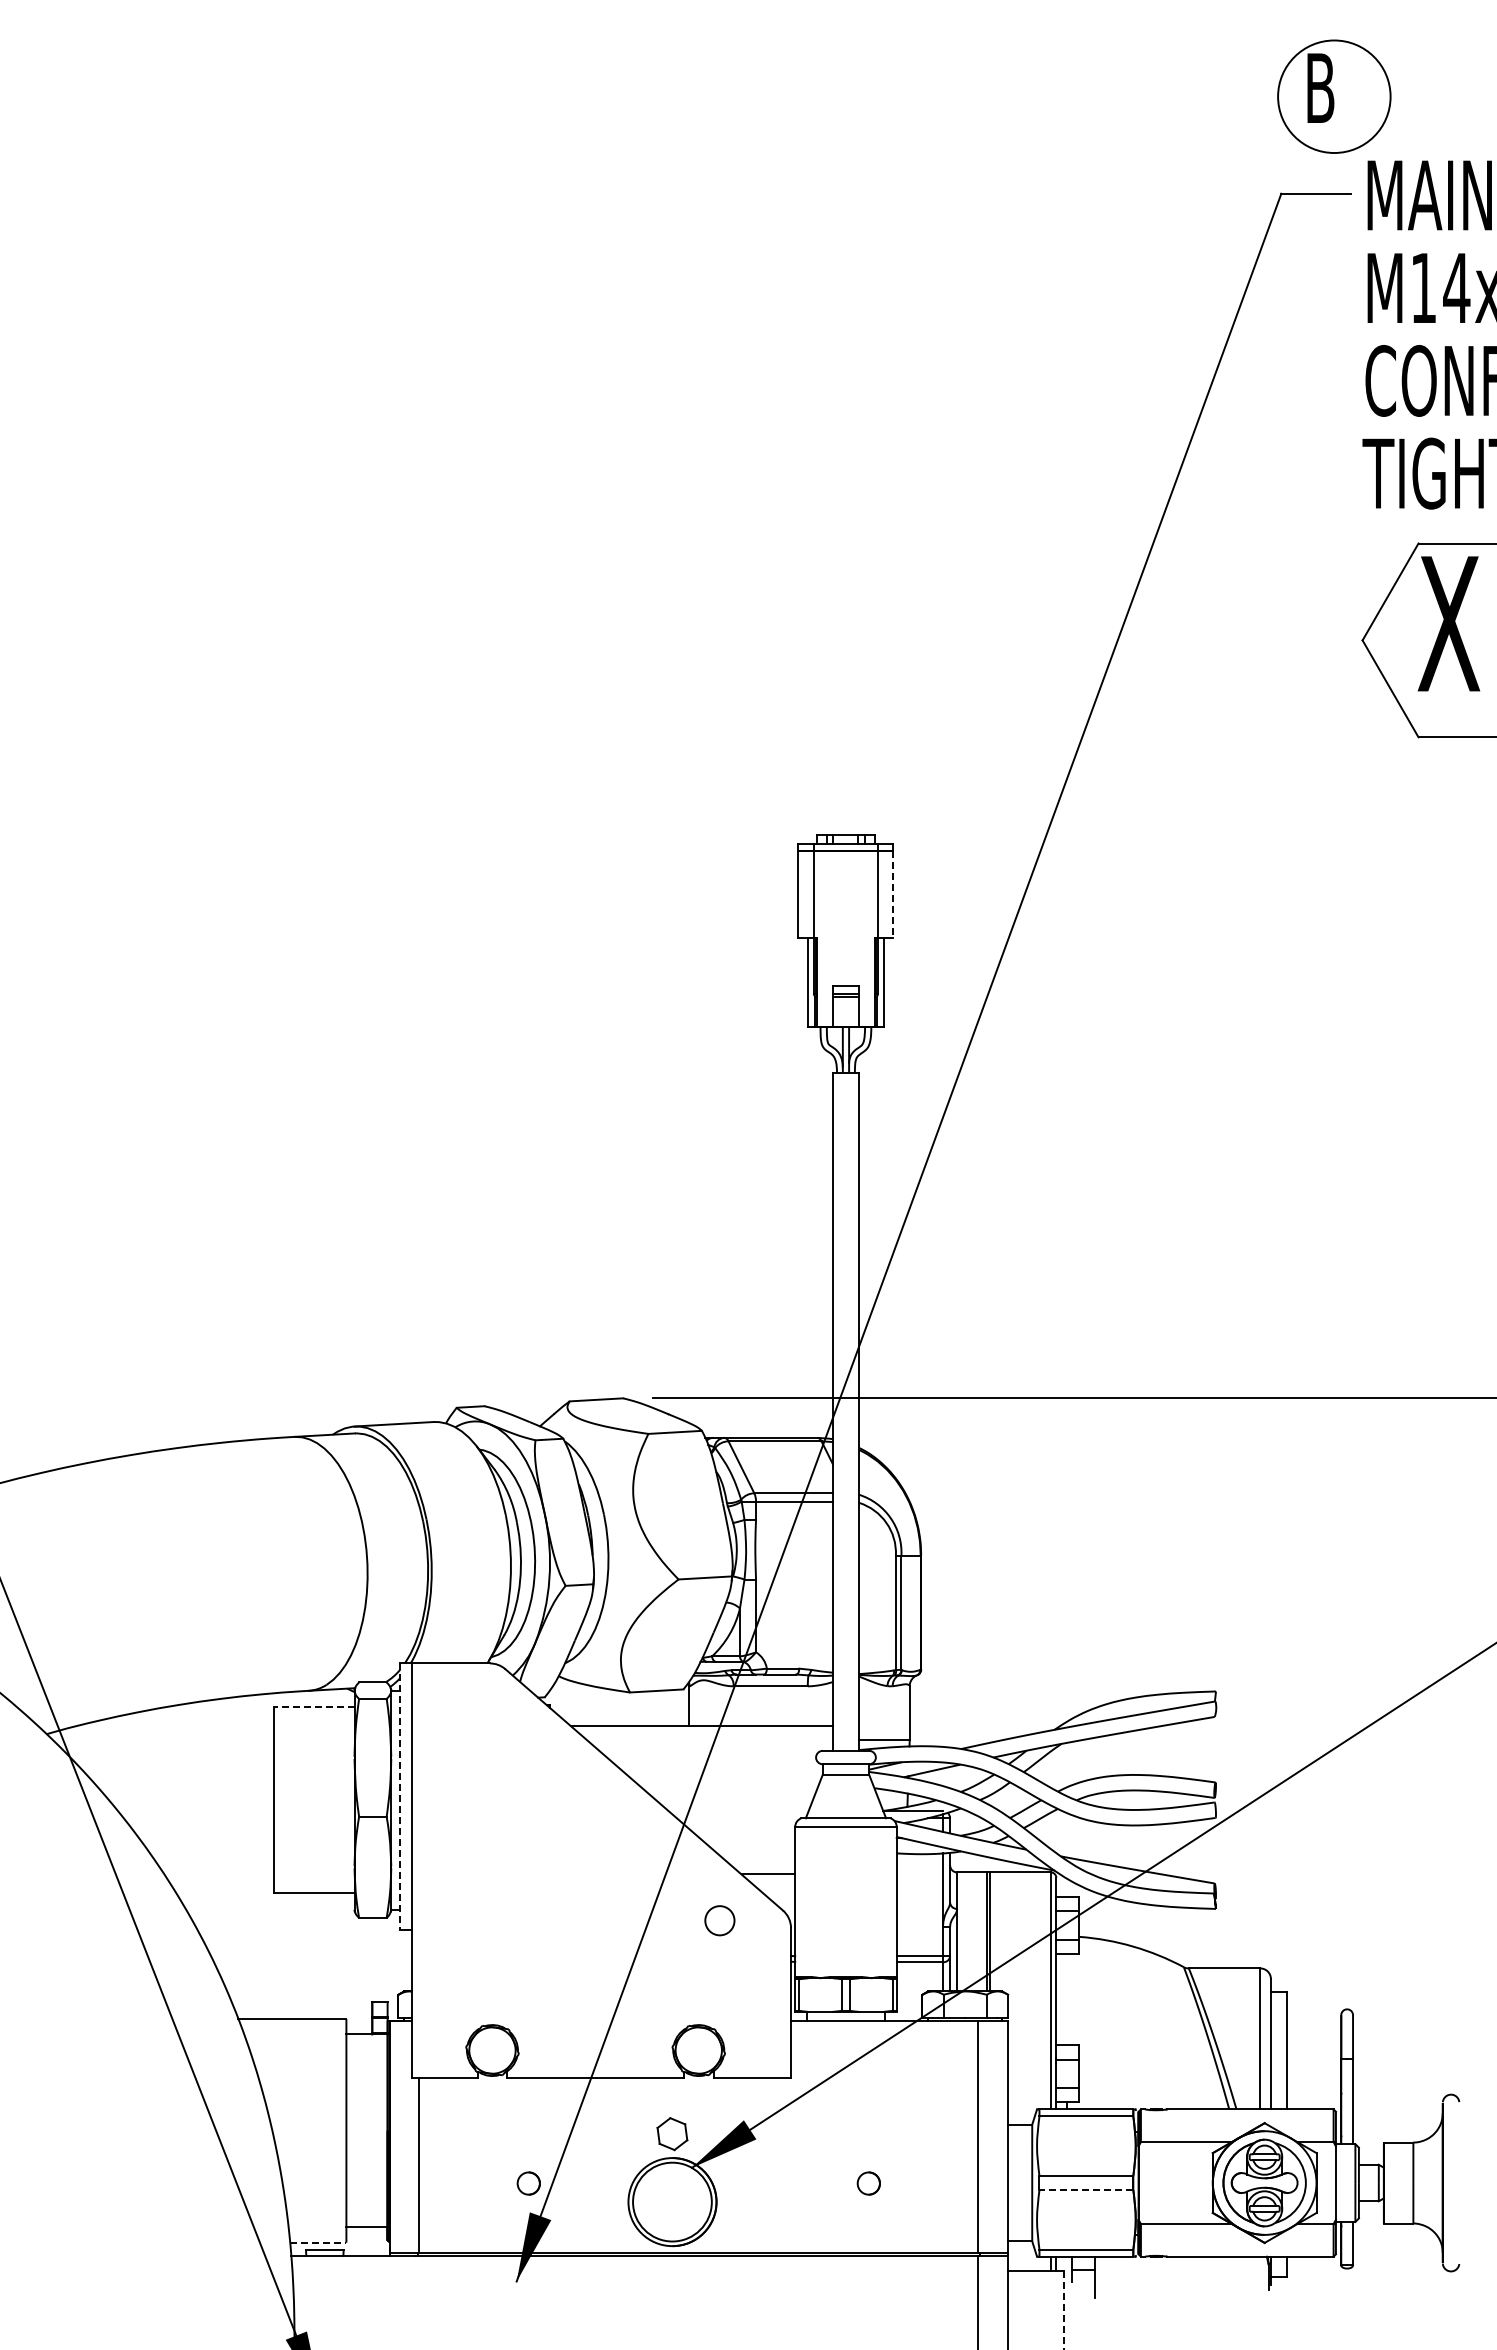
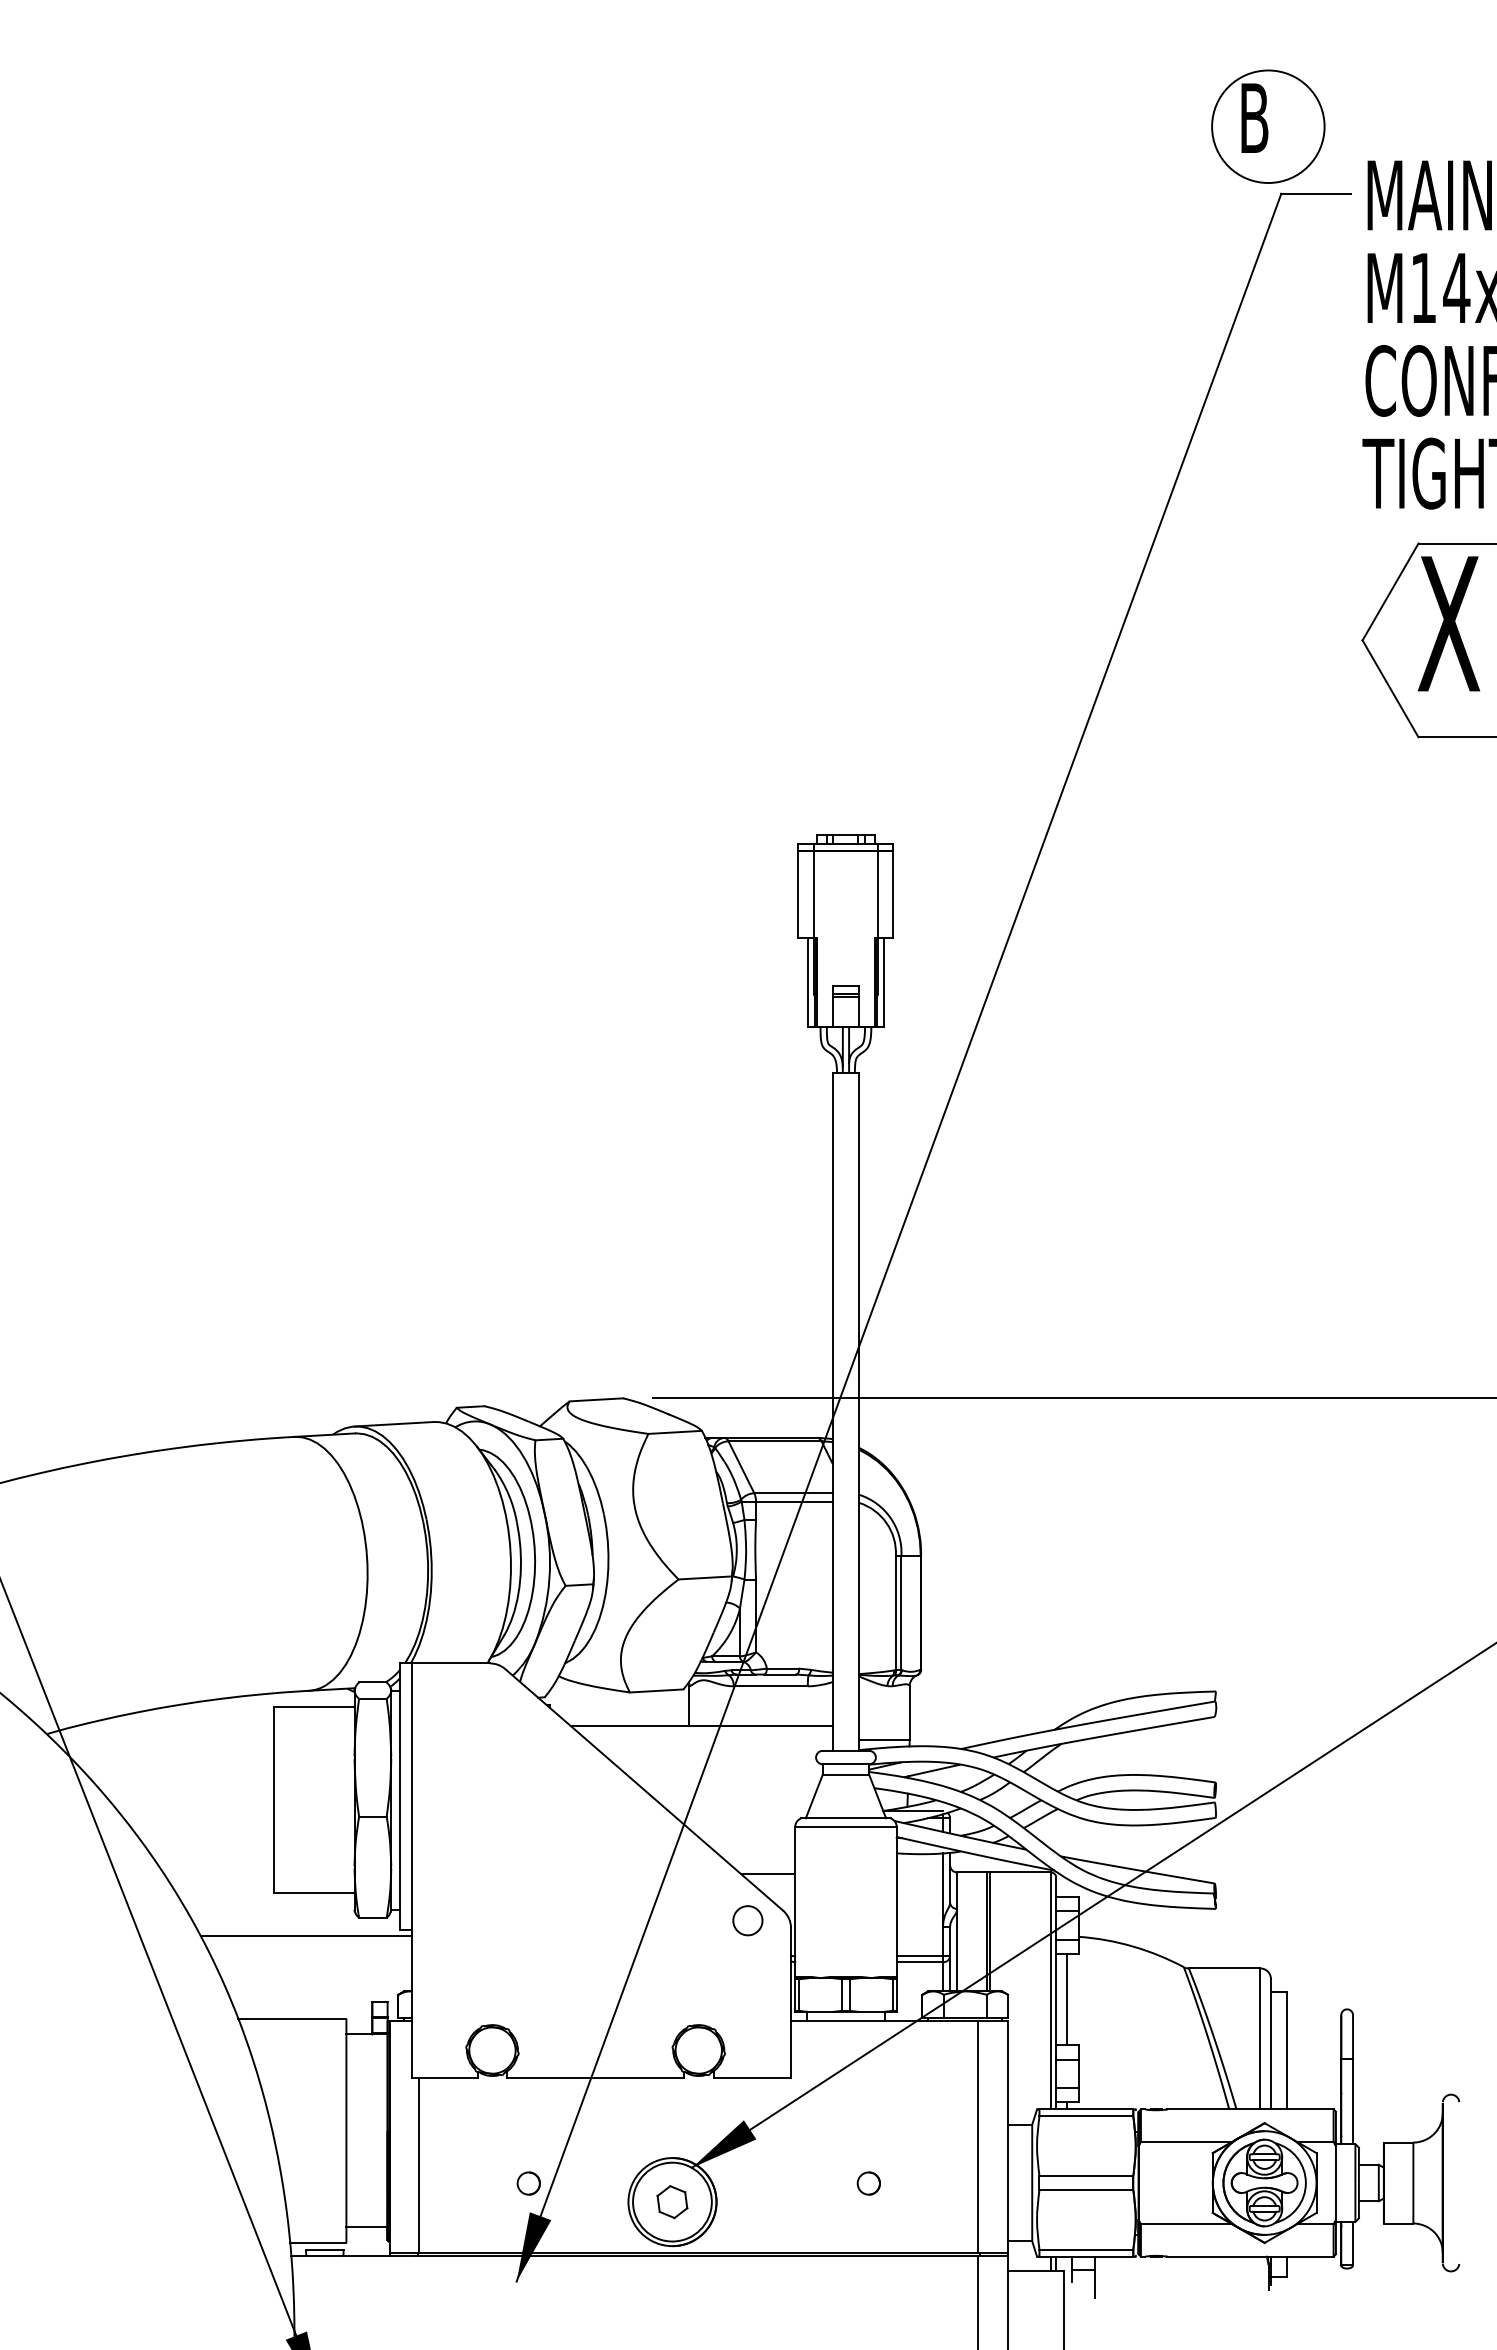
part position: (1334, 96) -> (1268, 126) (1268, 126)
line: dashed -> solid (893, 894)
line: dashed -> solid (314, 1707)
line: dashed -> solid (400, 1797)
circle position: (719, 1920) -> (747, 1920) (747, 1920)
line: none -> present (305, 1936)
line: none -> present (1066, 1999)
part position: (672, 2134) -> (672, 2202) (672, 2202)
line: dashed -> solid (1086, 2189)
line: dashed -> solid (318, 2242)
line: dashed -> solid (1063, 2311)
